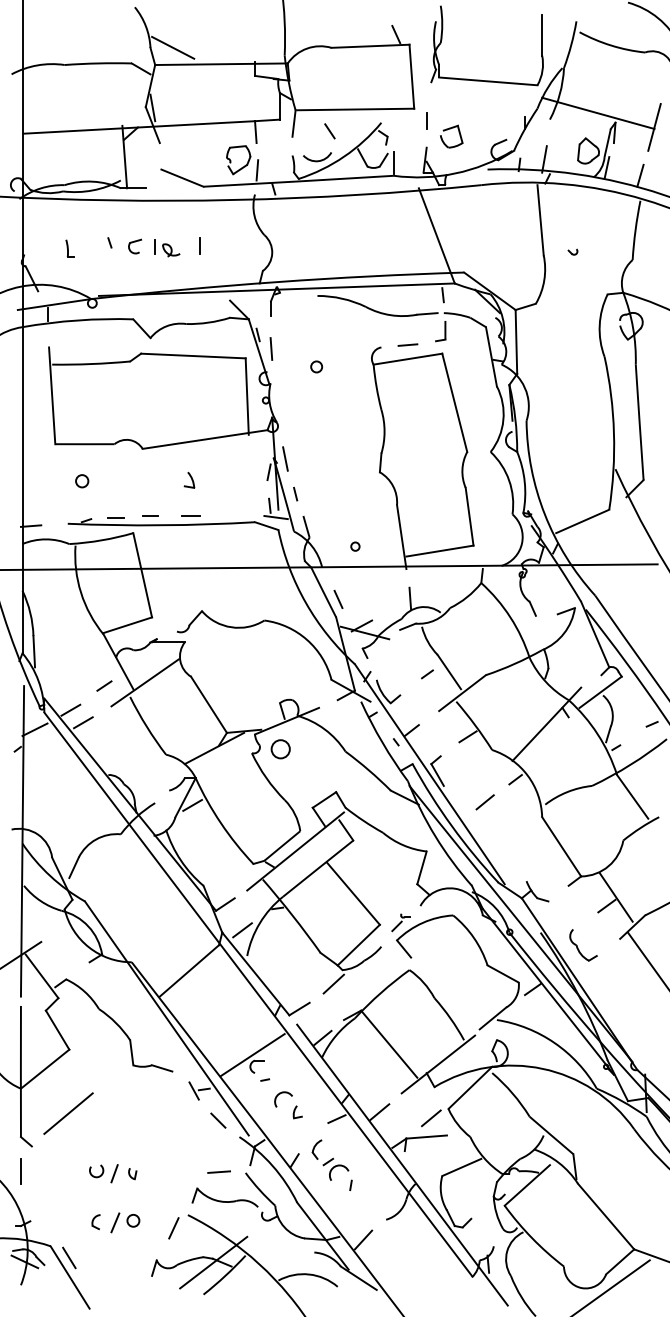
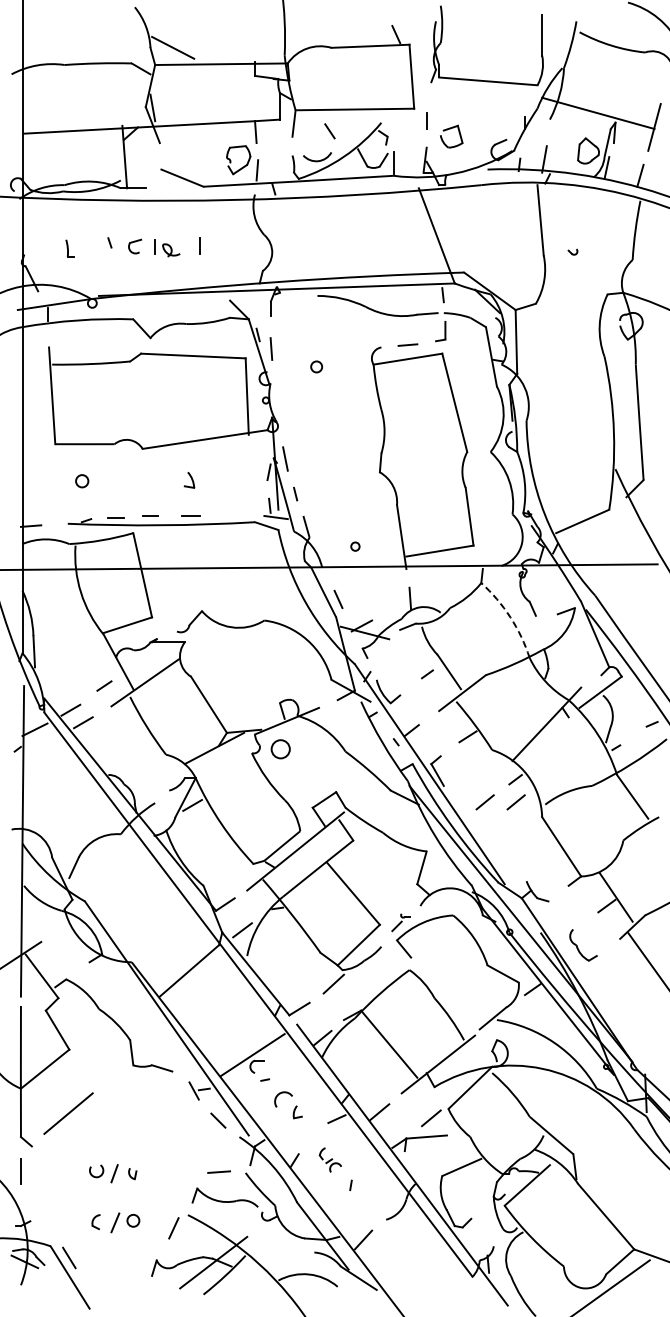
arc: solid -> dashed (510, 617)
line: none -> present (515, 802)
part size: 39x42 px -> 24x26 px (329, 1159)
